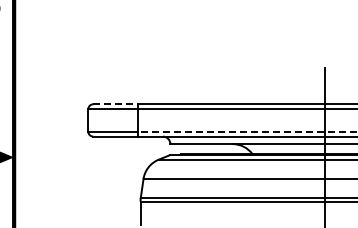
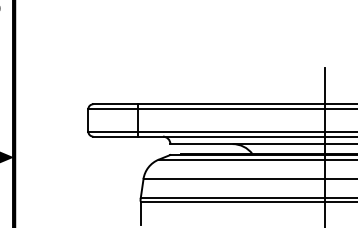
line: dashed -> solid (116, 104)
line: dashed -> solid (247, 131)
